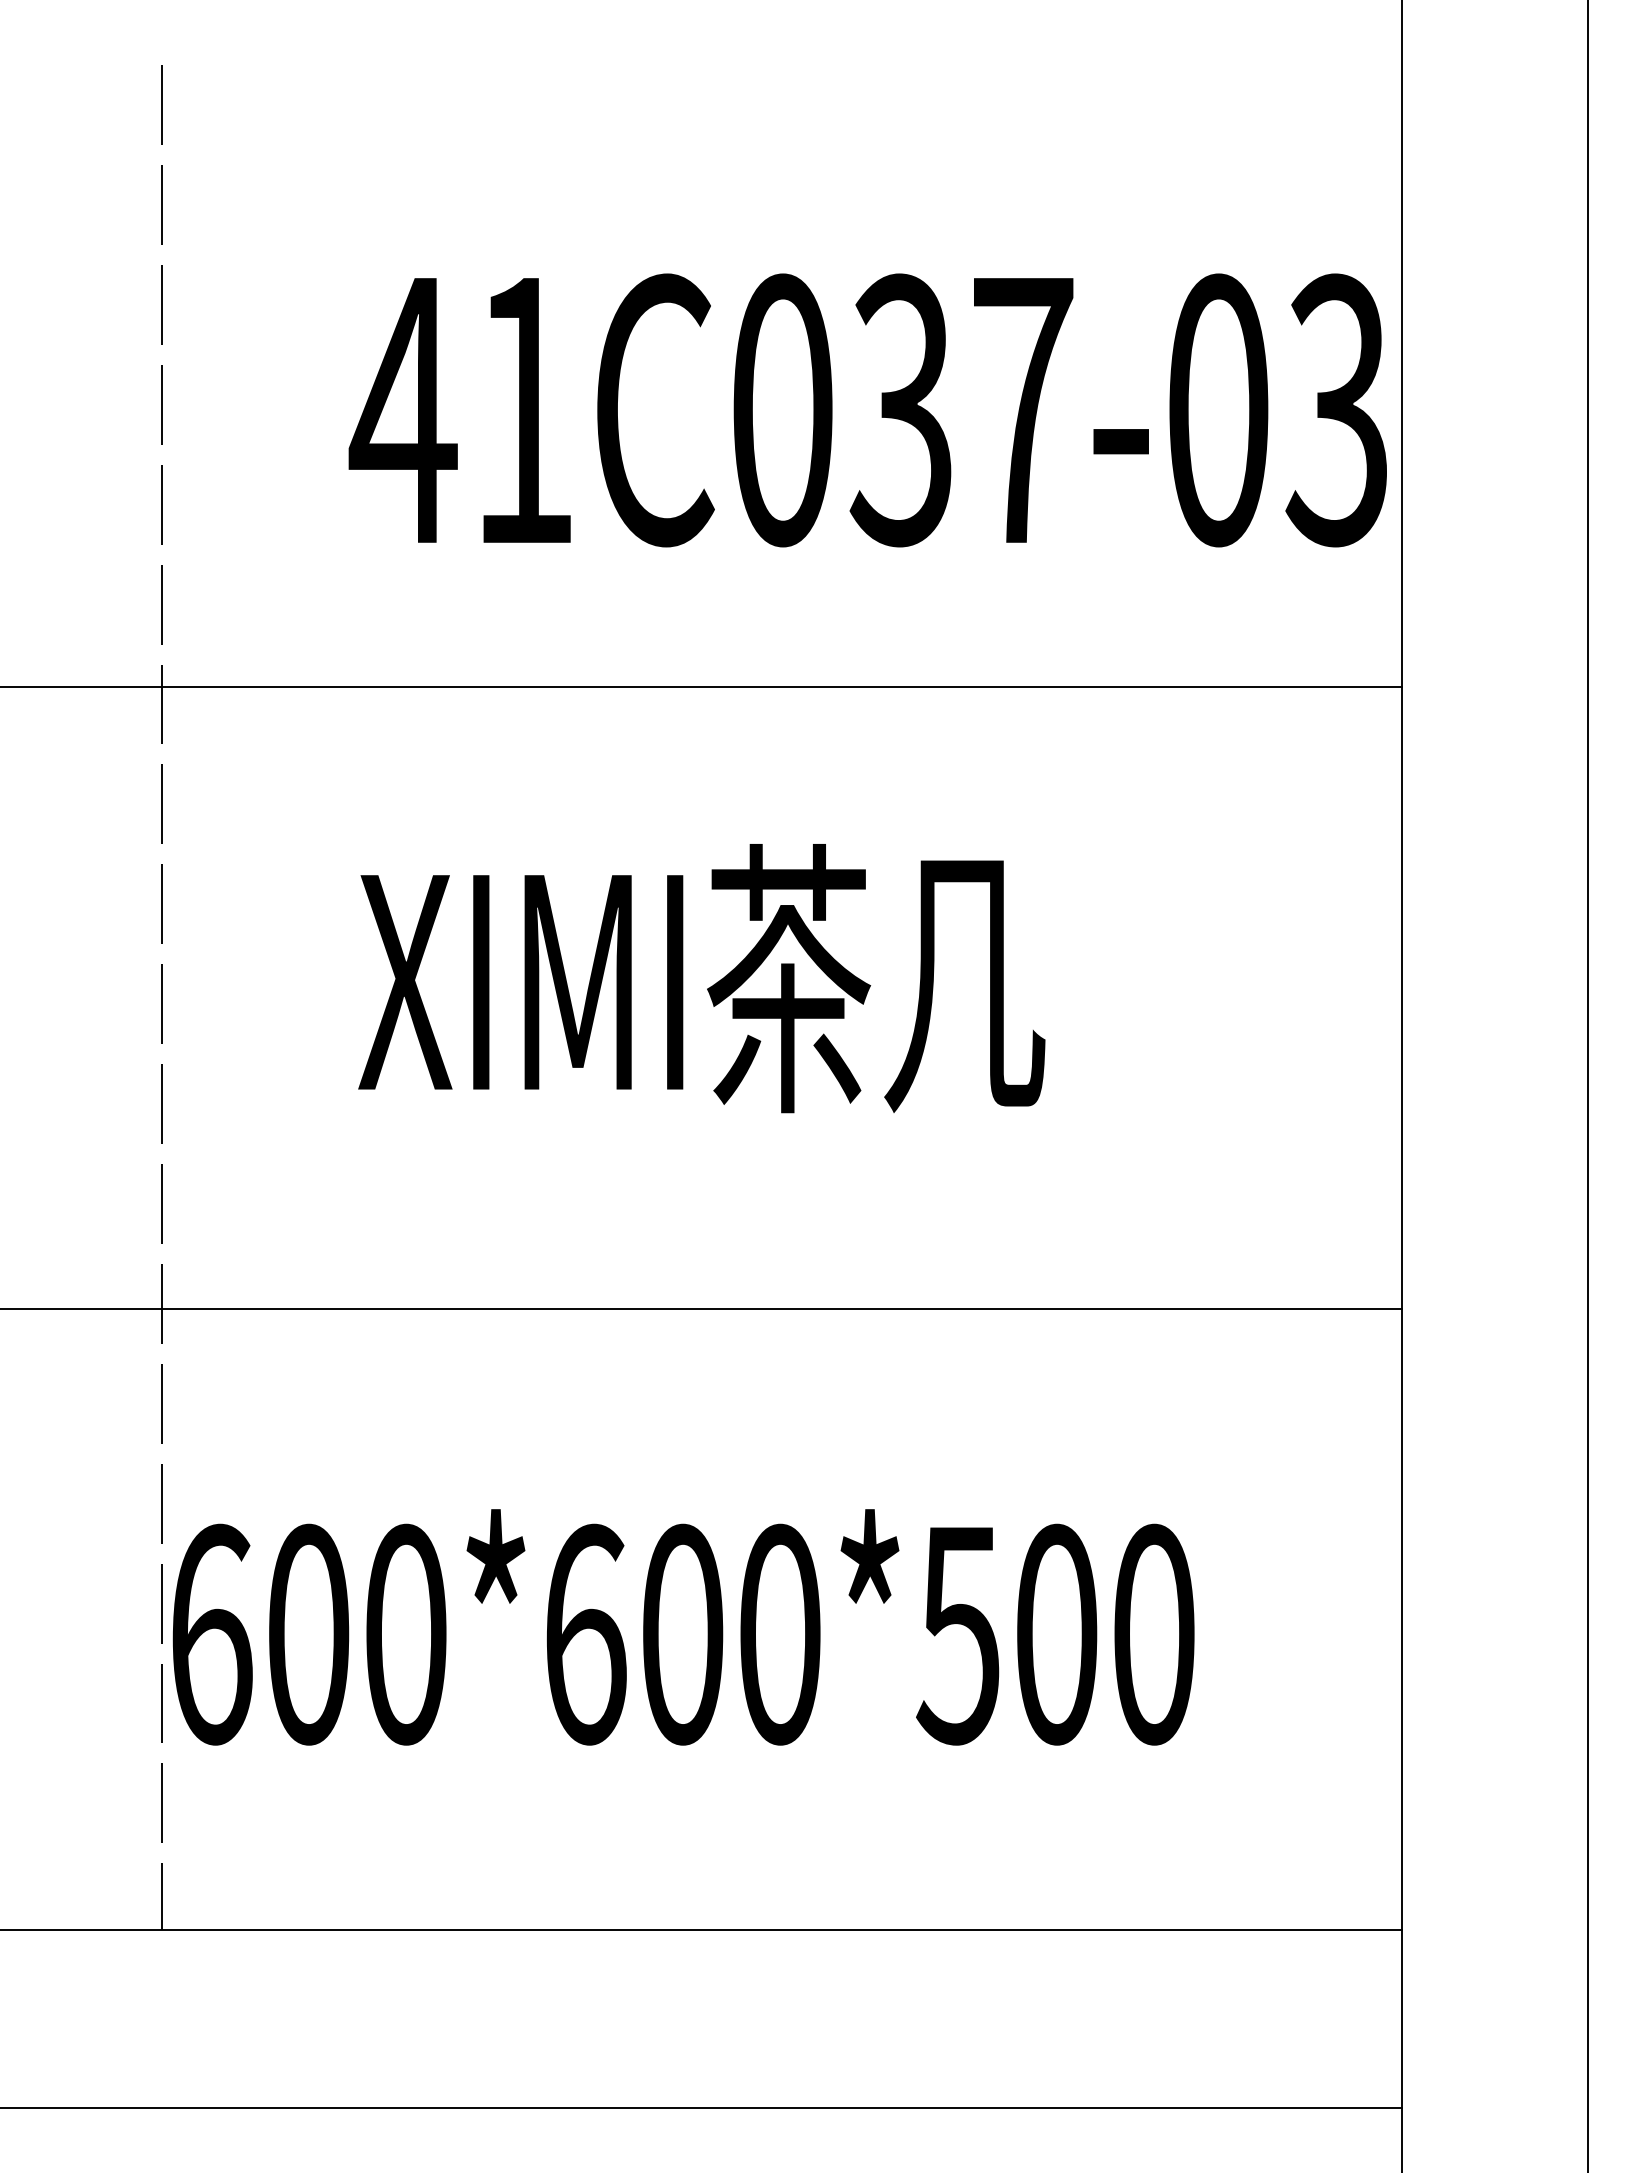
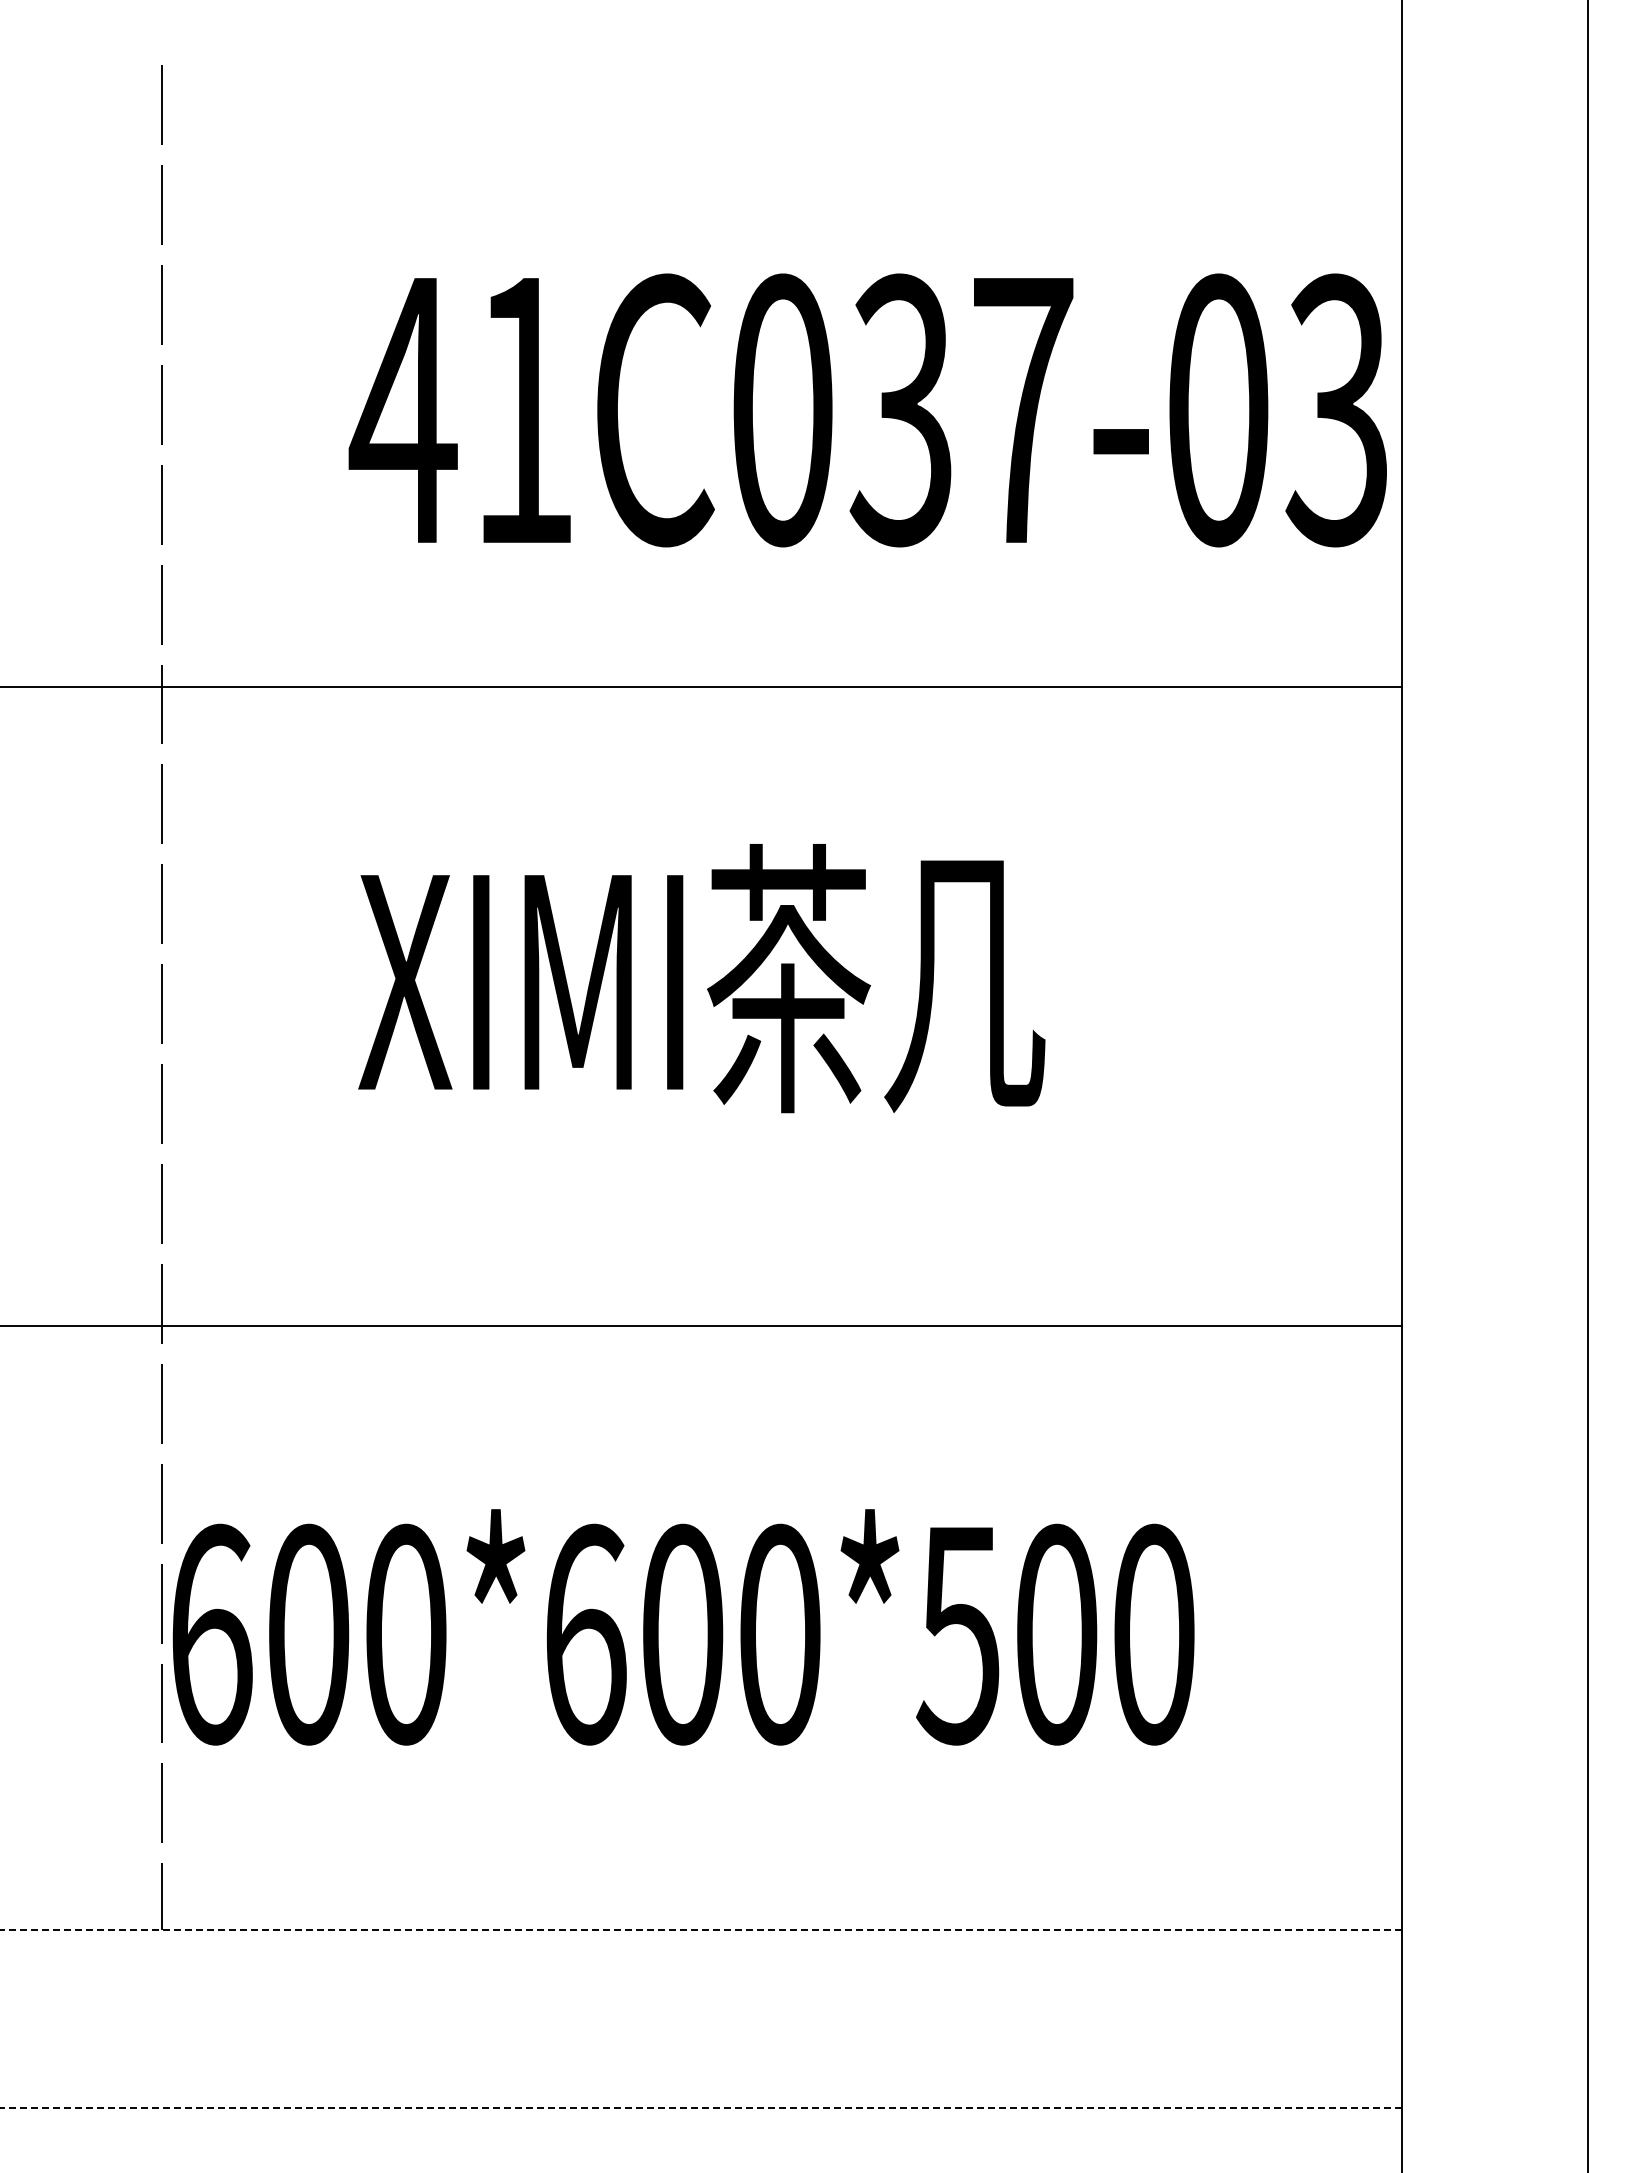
line position: (701, 1308) -> (701, 1325) (701, 1325)
line: solid -> dashed (701, 1930)
line: solid -> dashed (701, 2107)
